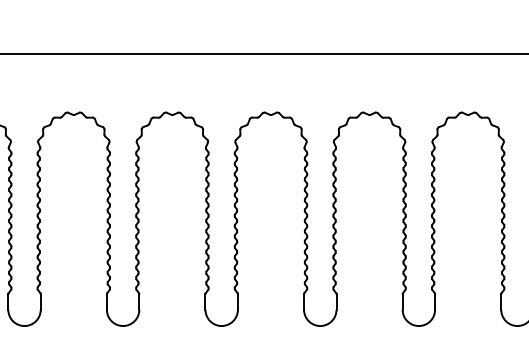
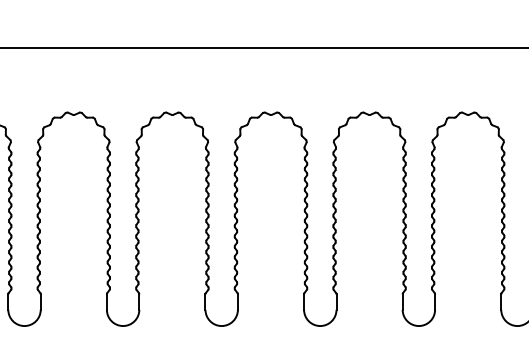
line position: (263, 53) -> (263, 47) (263, 47)
